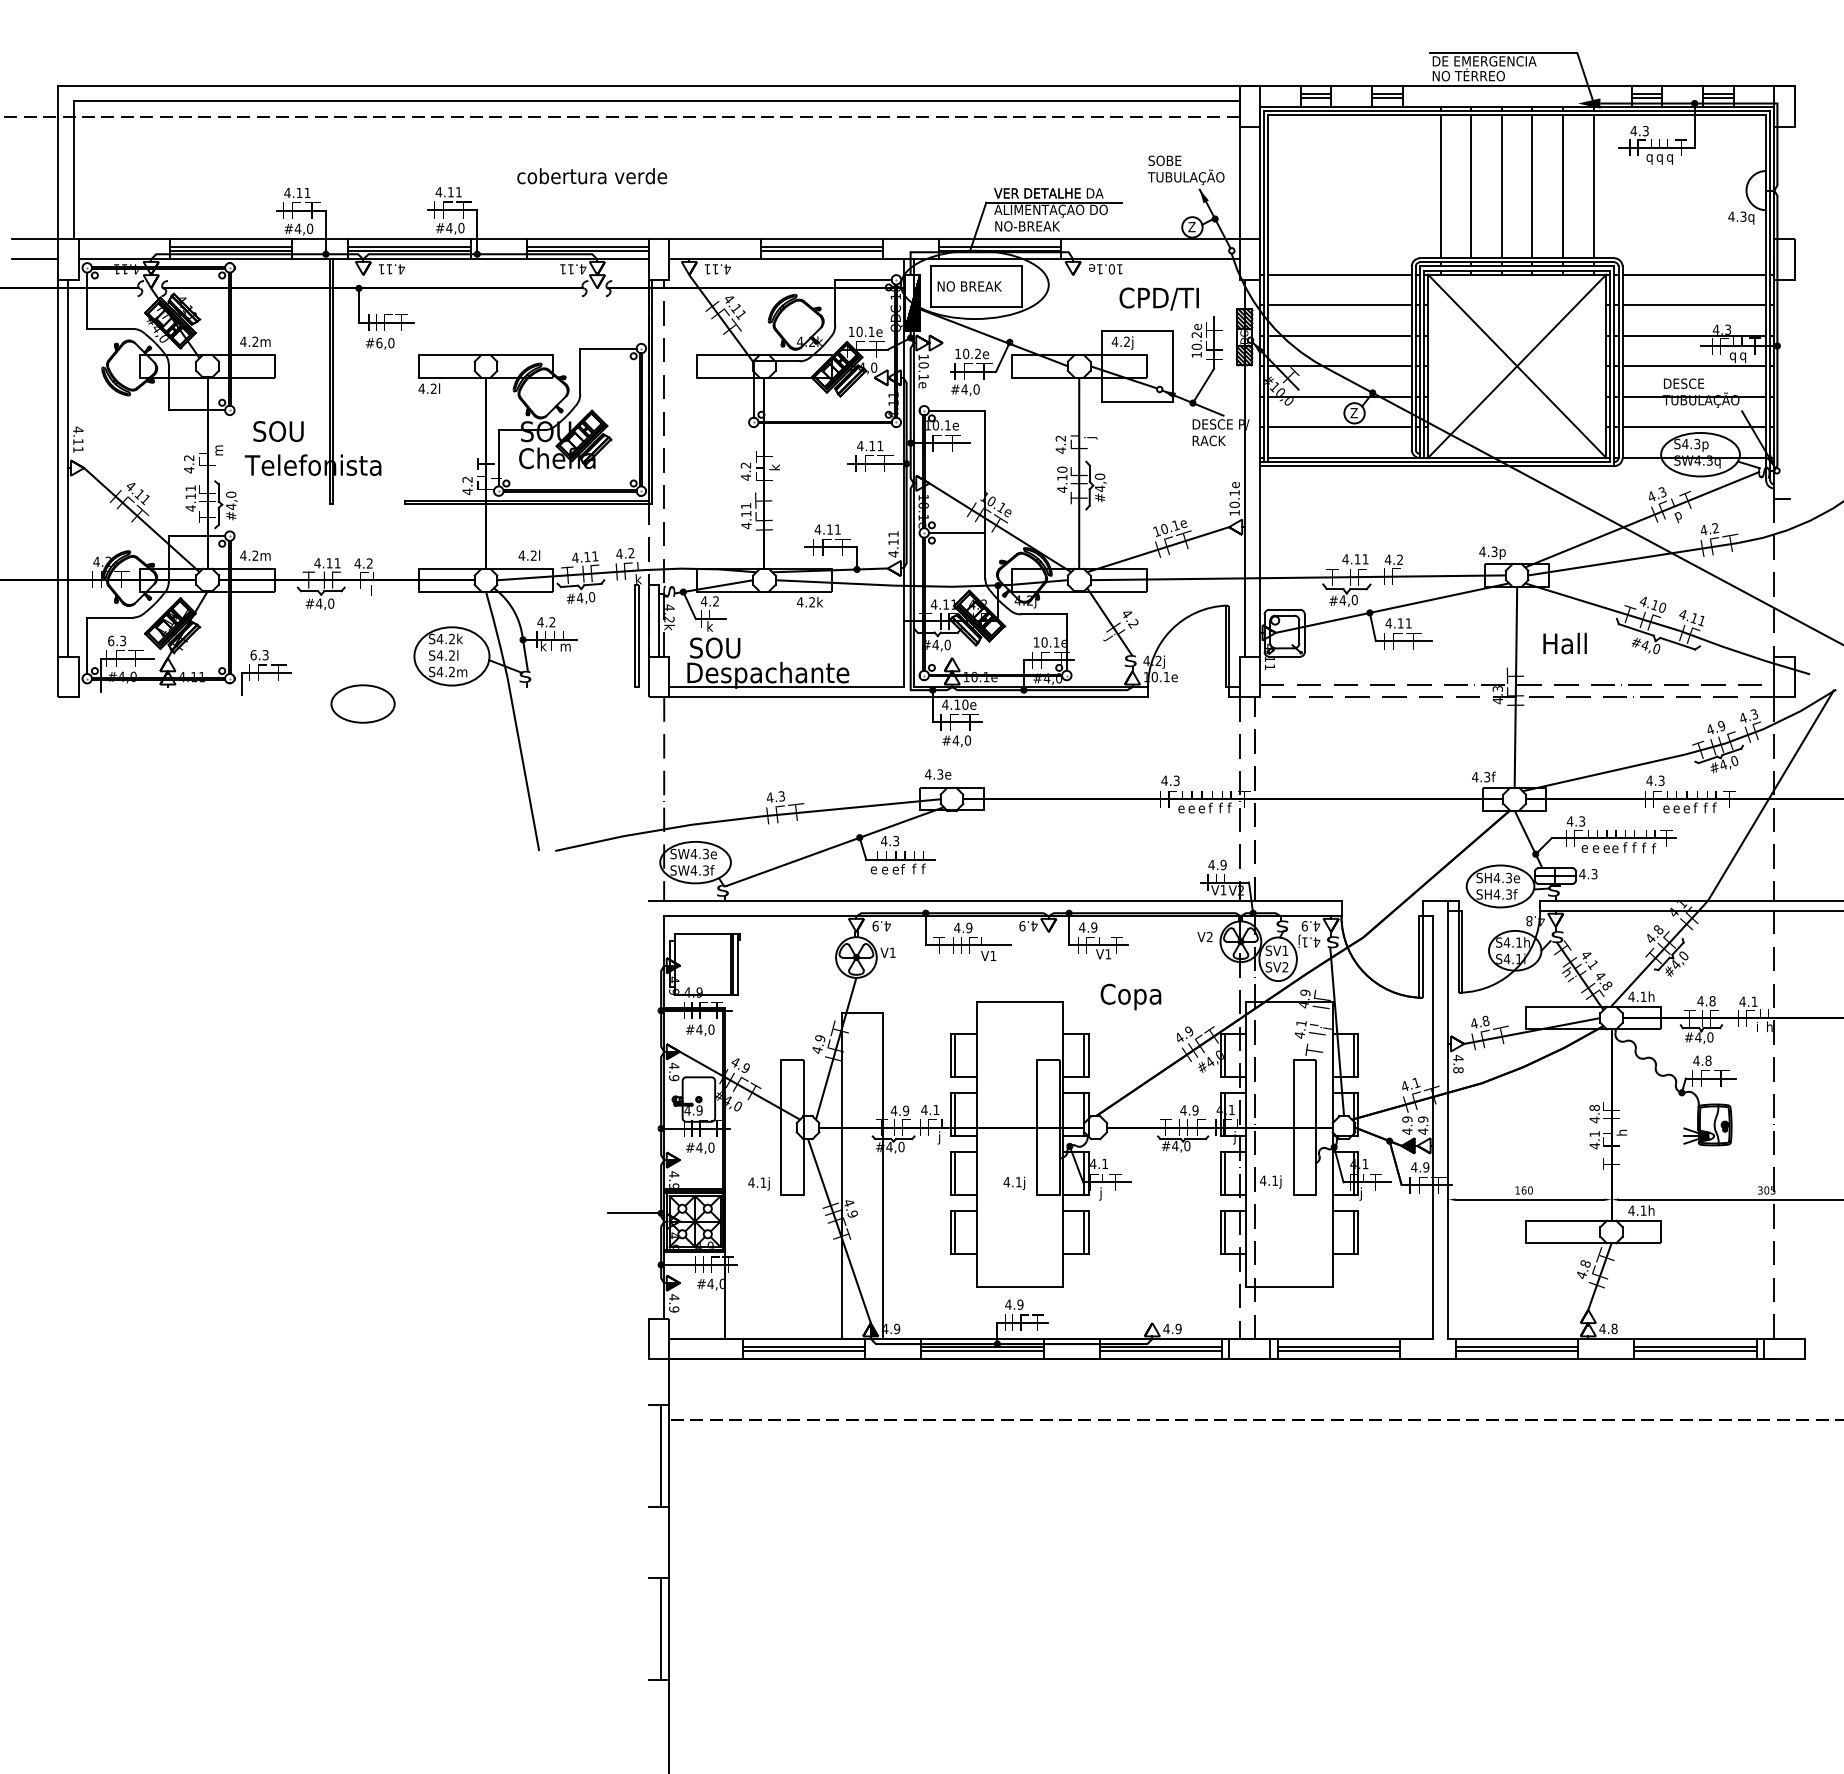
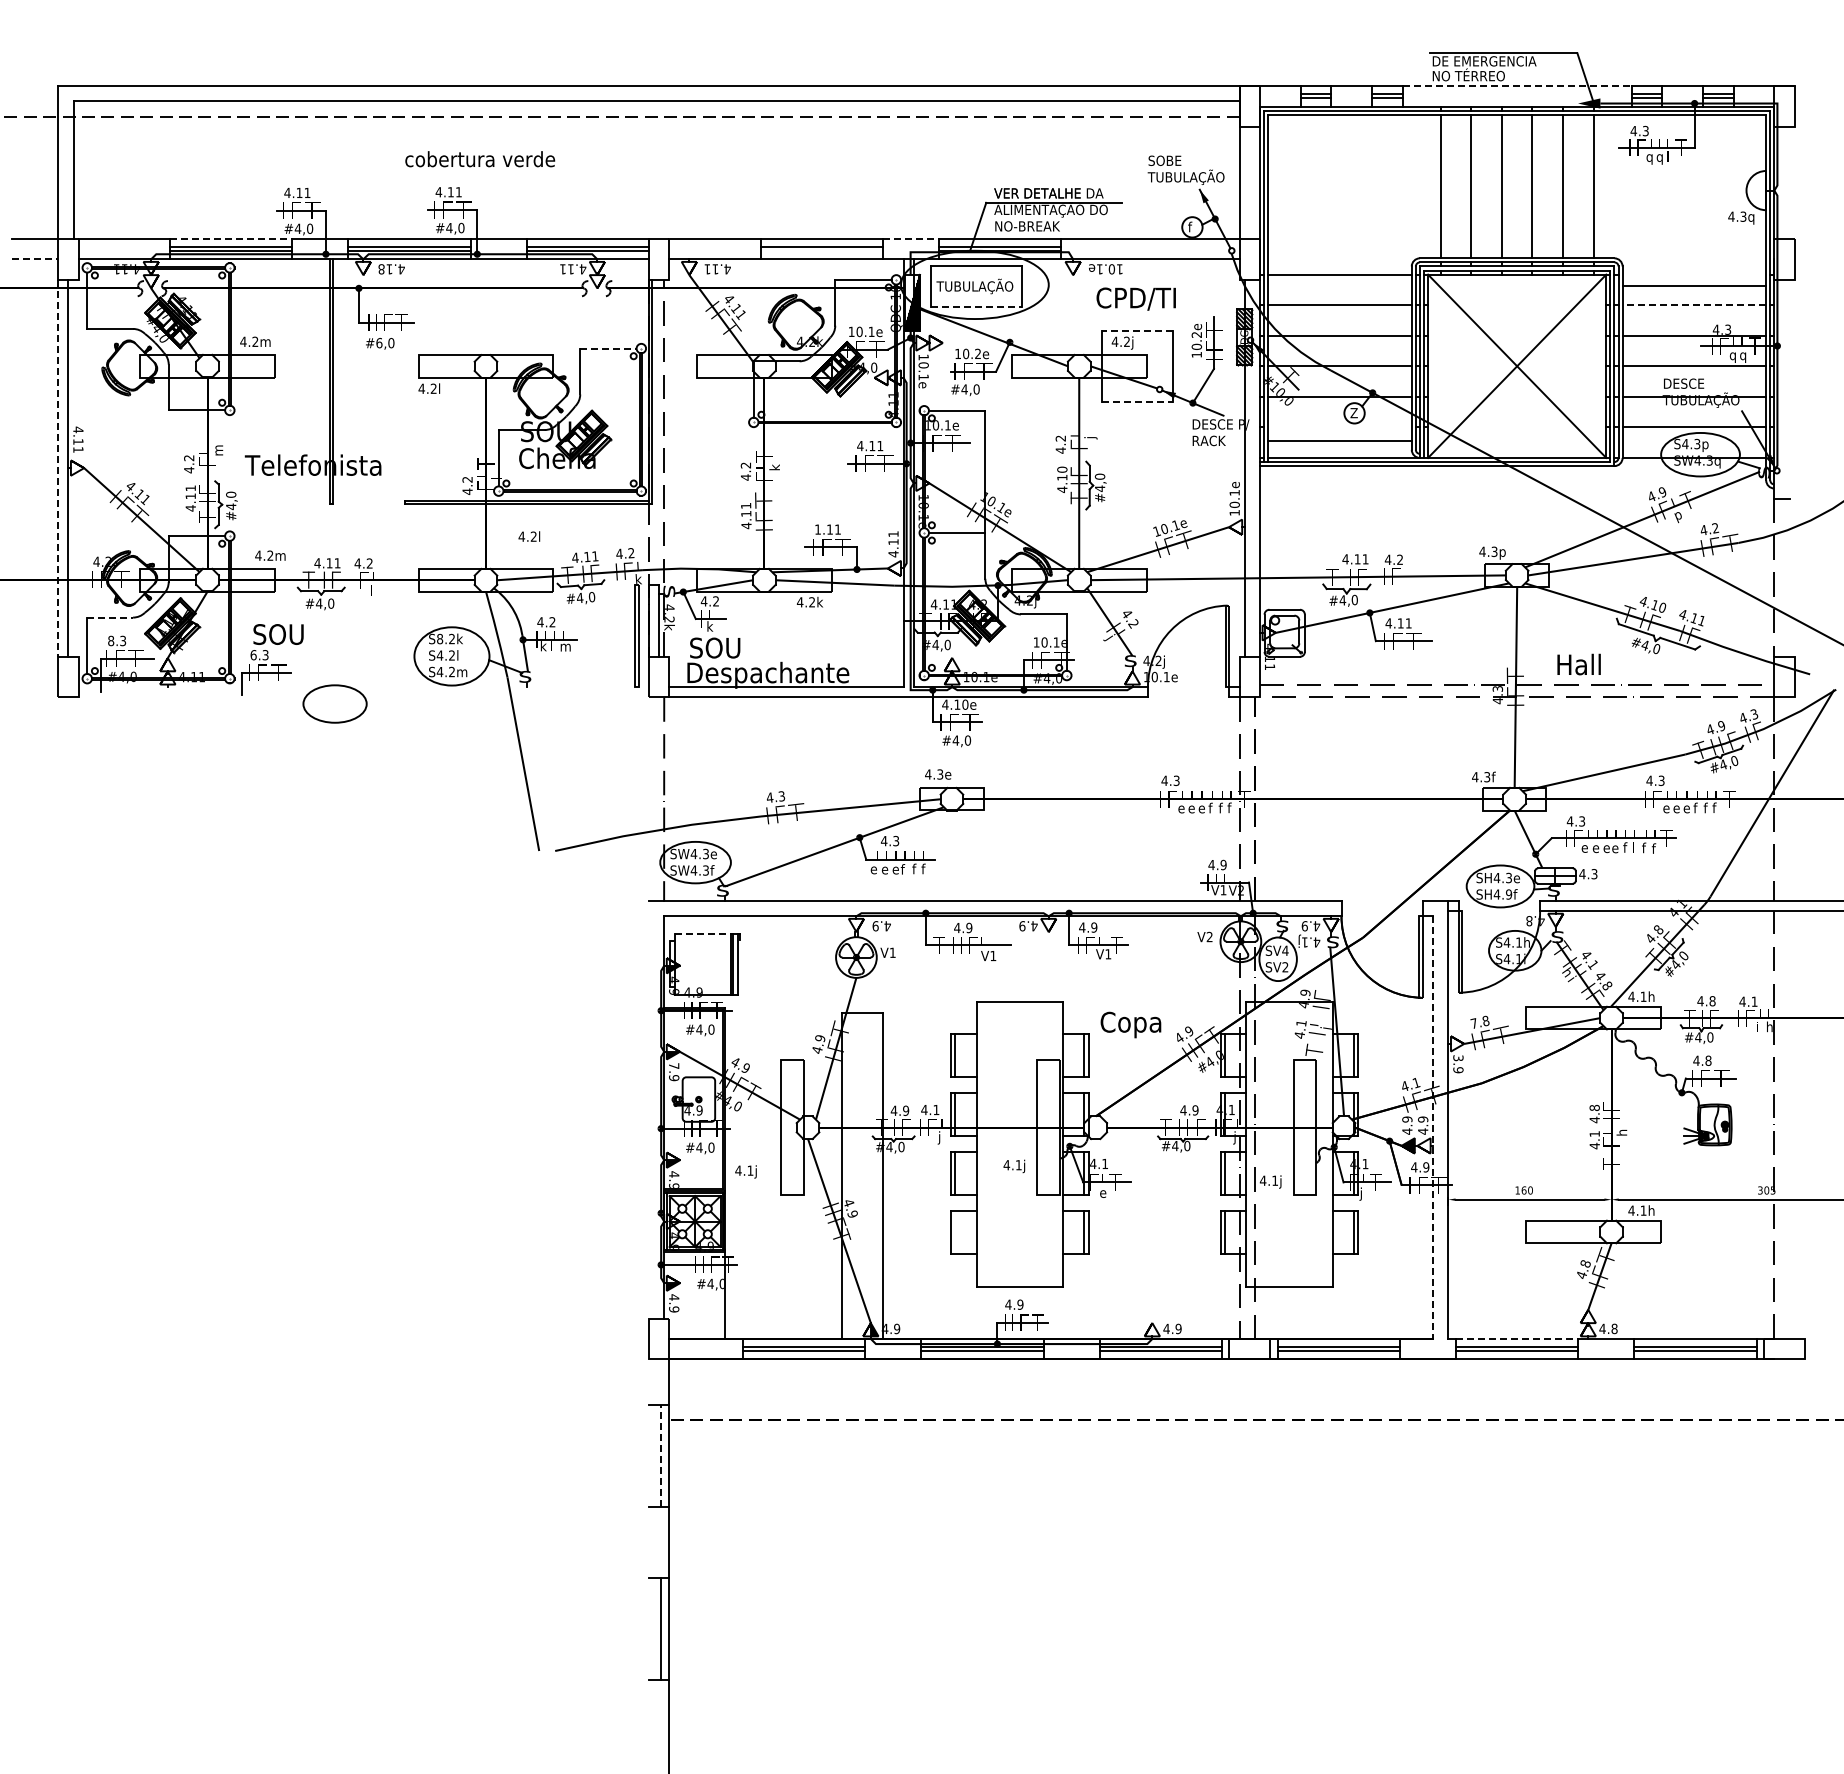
line: solid -> dashed (1517, 86)
text: q -> l (1669, 157)
text position: (592, 176) -> (480, 159) (480, 159)
text: Z -> f (1191, 226)
line: solid -> dashed (231, 238)
line: solid -> dashed (911, 238)
line: present -> none (821, 251)
line: solid -> dashed (35, 259)
text: 4.11 -> 4.18 (381, 269)
line position: (1694, 274) -> (1694, 285) (1694, 285)
text: NO BREAK -> TUBULAÇÃO (974, 286)
text position: (1158, 298) -> (1135, 298) (1135, 298)
line: solid -> dashed (1694, 305)
line: solid -> dashed (976, 307)
line: solid -> dashed (1137, 330)
line: solid -> dashed (608, 348)
line: solid -> dashed (1137, 401)
line position: (1339, 427) -> (1339, 441) (1339, 441)
text position: (278, 431) -> (278, 634) (278, 634)
line: solid -> dashed (58, 468)
text: 4.3 -> 4.9 (1662, 492)
text: 4.11 -> 1.11 (817, 529)
text position: (255, 555) -> (270, 555) (270, 555)
text position: (529, 555) -> (529, 536) (529, 536)
line: solid -> dashed (110, 617)
text: S4.2k -> S8.2k (439, 638)
text: 6.3 -> 8.3 (111, 640)
text position: (1564, 643) -> (1578, 664) (1578, 664)
part position: (362, 703) -> (334, 703) (334, 703)
text: f -> l (1634, 847)
text: SH4.3f -> SH4.9f (1509, 894)
line: solid -> dashed (703, 933)
text: SV1 -> SV4 (1285, 950)
text position: (1130, 996) -> (1130, 1024) (1130, 1024)
text: 4.8 -> 7.8 (1473, 1023)
text: 4.8 -> 3.9 (1458, 1063)
text: 4.9 -> 7.9 (674, 1065)
line: solid -> dashed (1433, 1128)
text position: (758, 1183) -> (745, 1171) (745, 1171)
text position: (1014, 1183) -> (1014, 1166) (1014, 1166)
text: j -> e (1102, 1193)
line: present -> none (634, 1213)
line: present -> none (955, 1232)
line: solid -> dashed (1517, 1338)
line: solid -> dashed (661, 1456)
